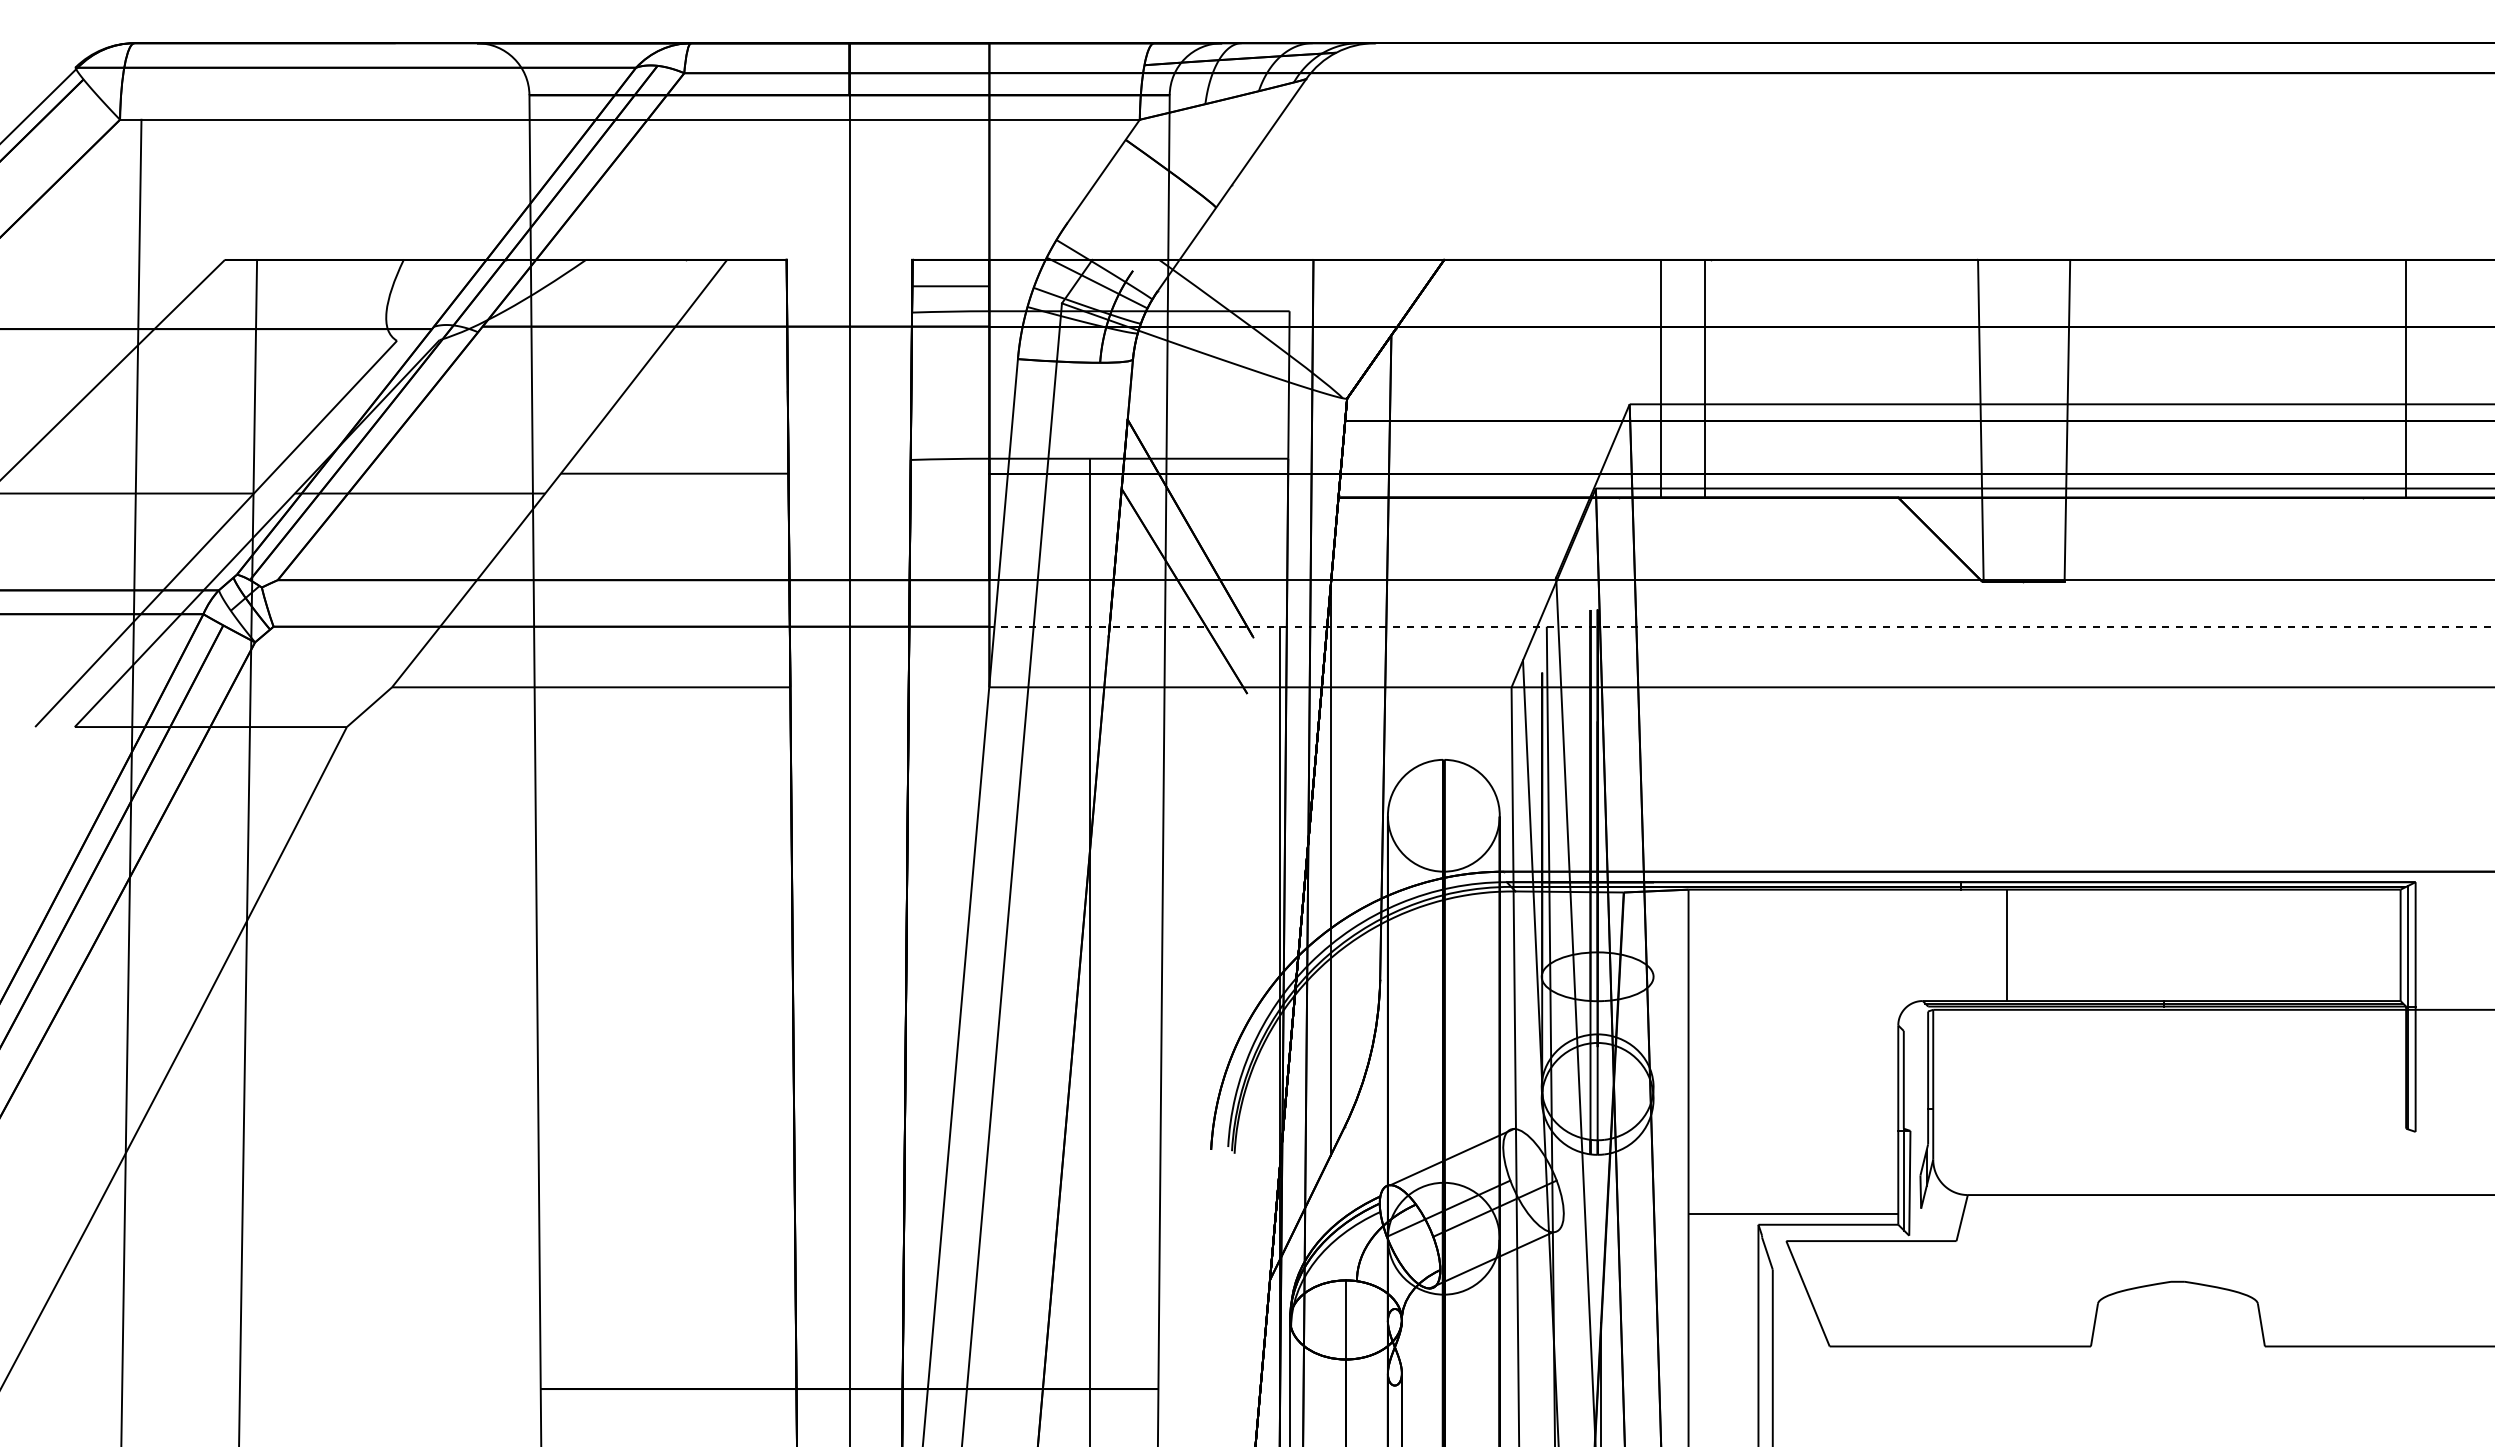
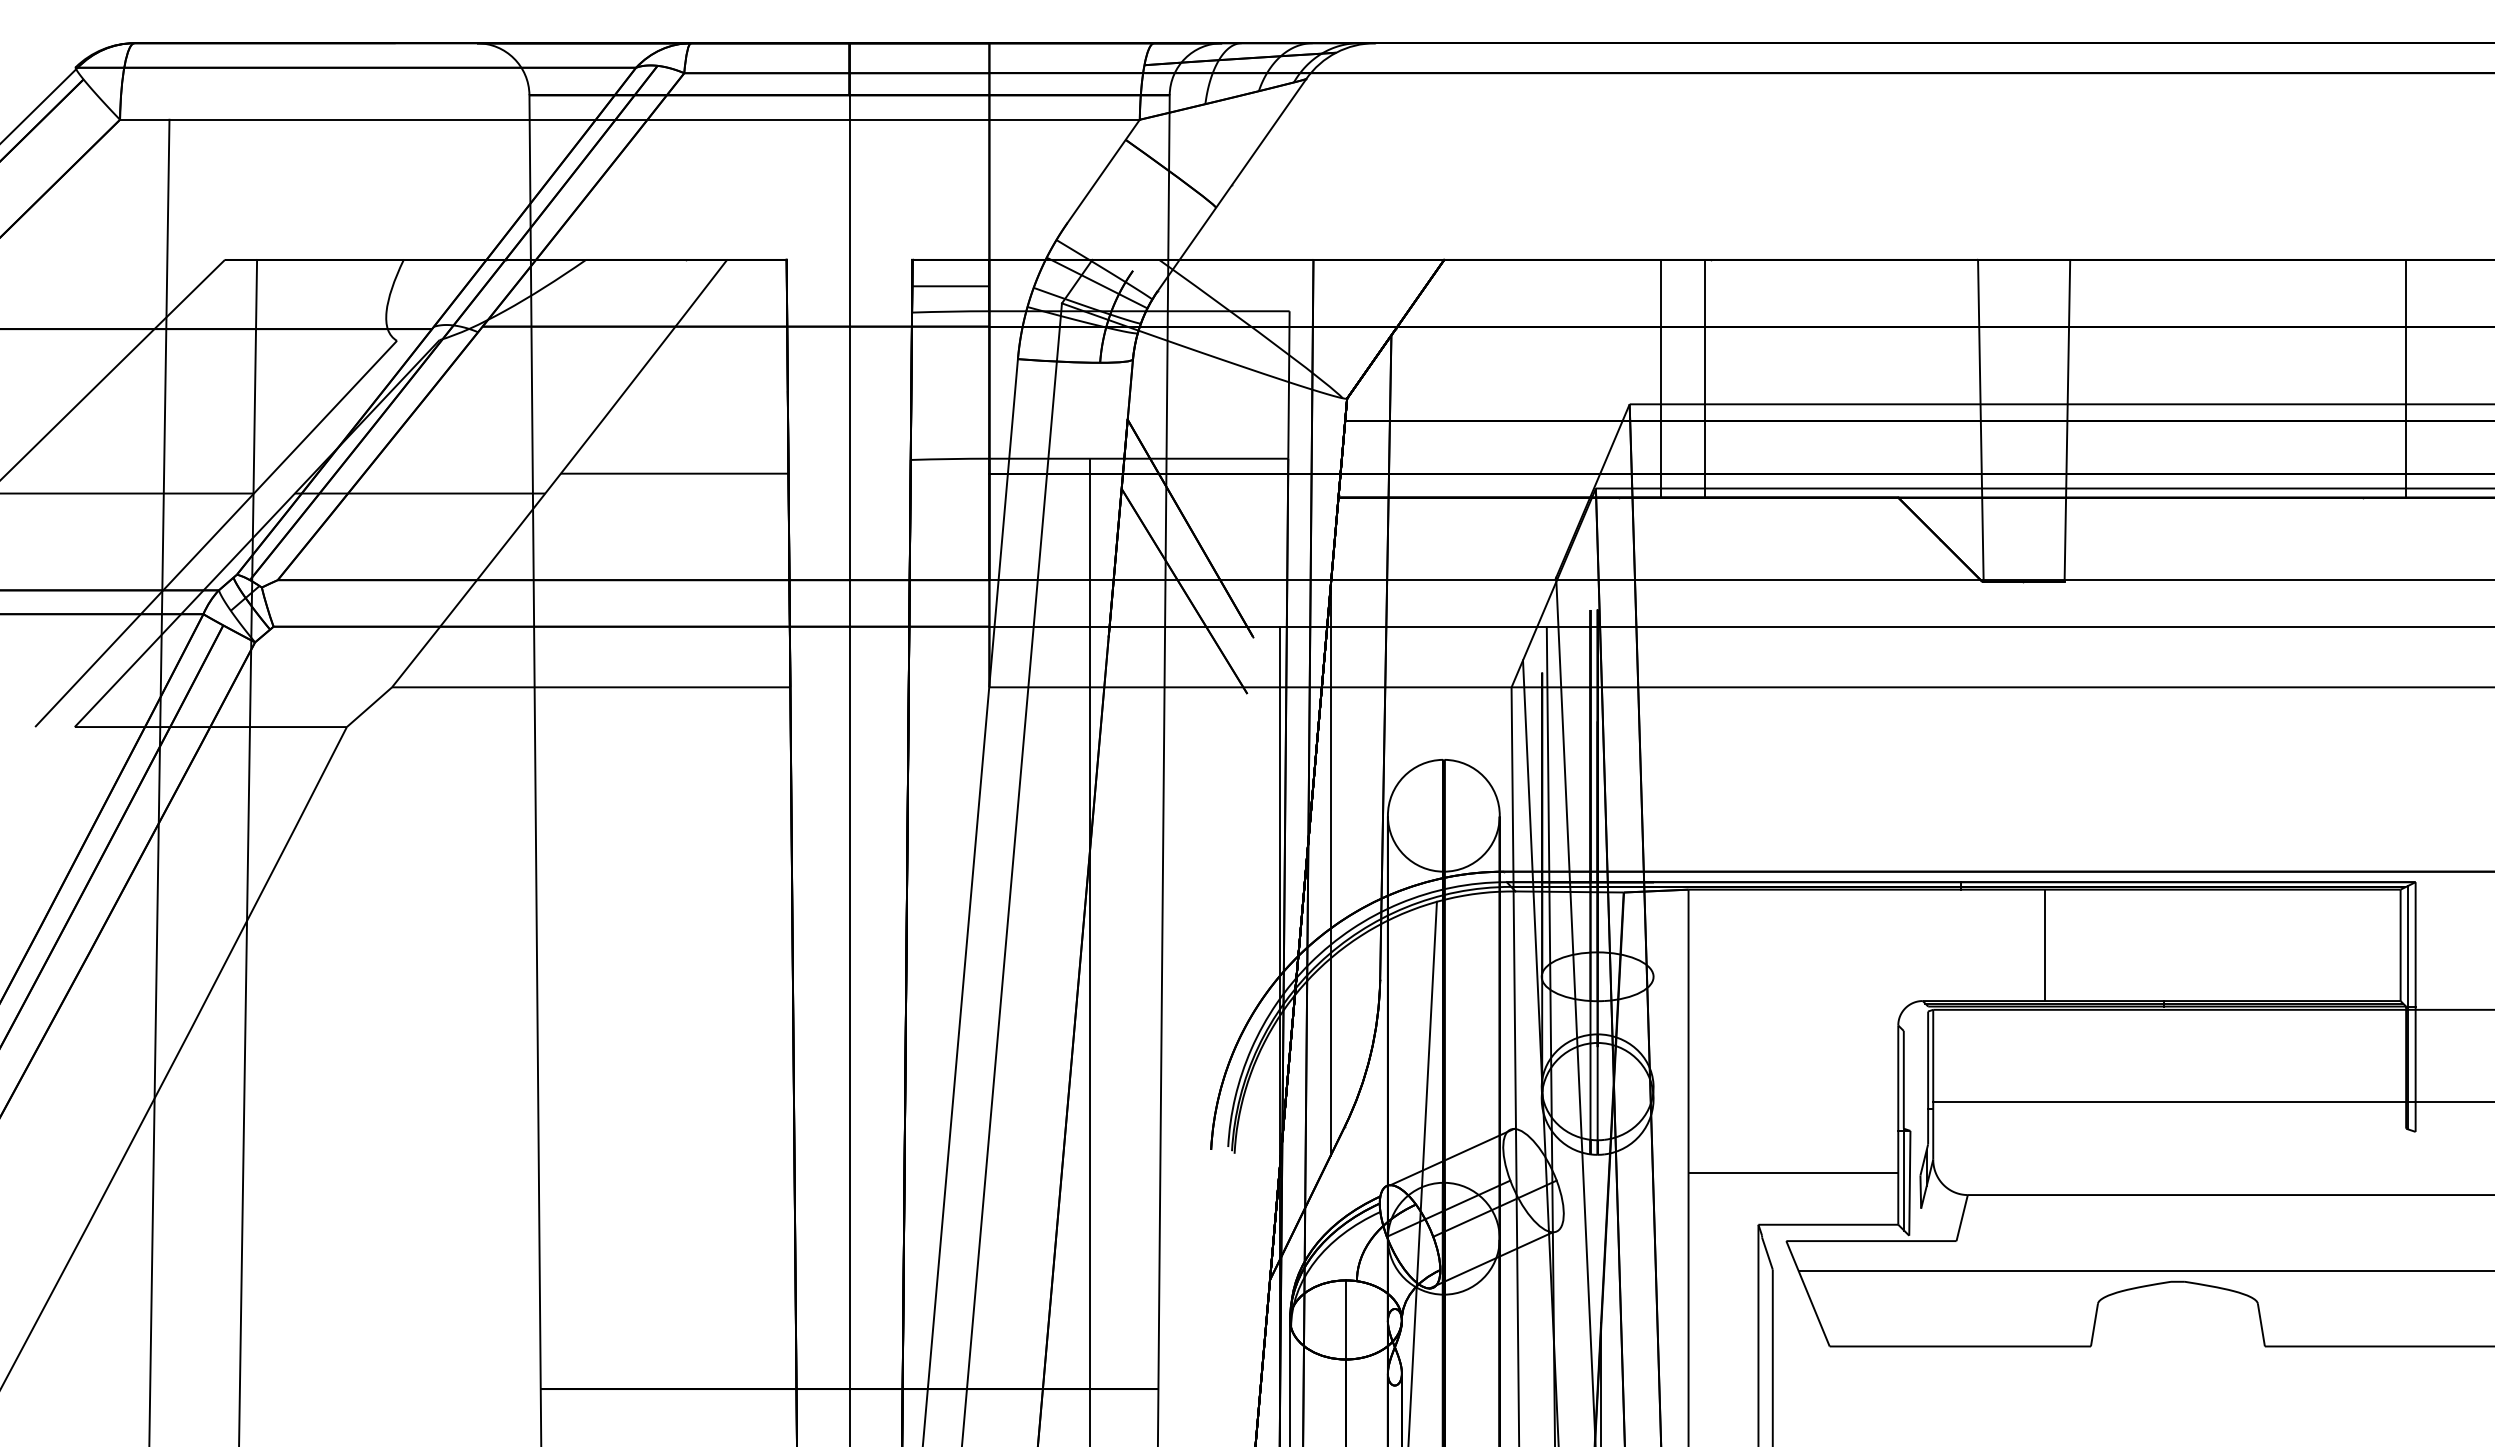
line: dashed -> solid (1741, 626)
line position: (131, 781) -> (159, 781) (159, 781)
line position: (2006, 945) -> (2044, 945) (2044, 945)
line: none -> present (2212, 1102)
line: none -> present (1422, 1172)
line position: (1793, 1213) -> (1793, 1172) (1793, 1172)
line: none -> present (2144, 1270)
